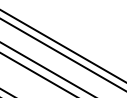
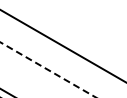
line: present -> none (62, 54)
line: solid -> dashed (47, 69)
line: present -> none (37, 74)
